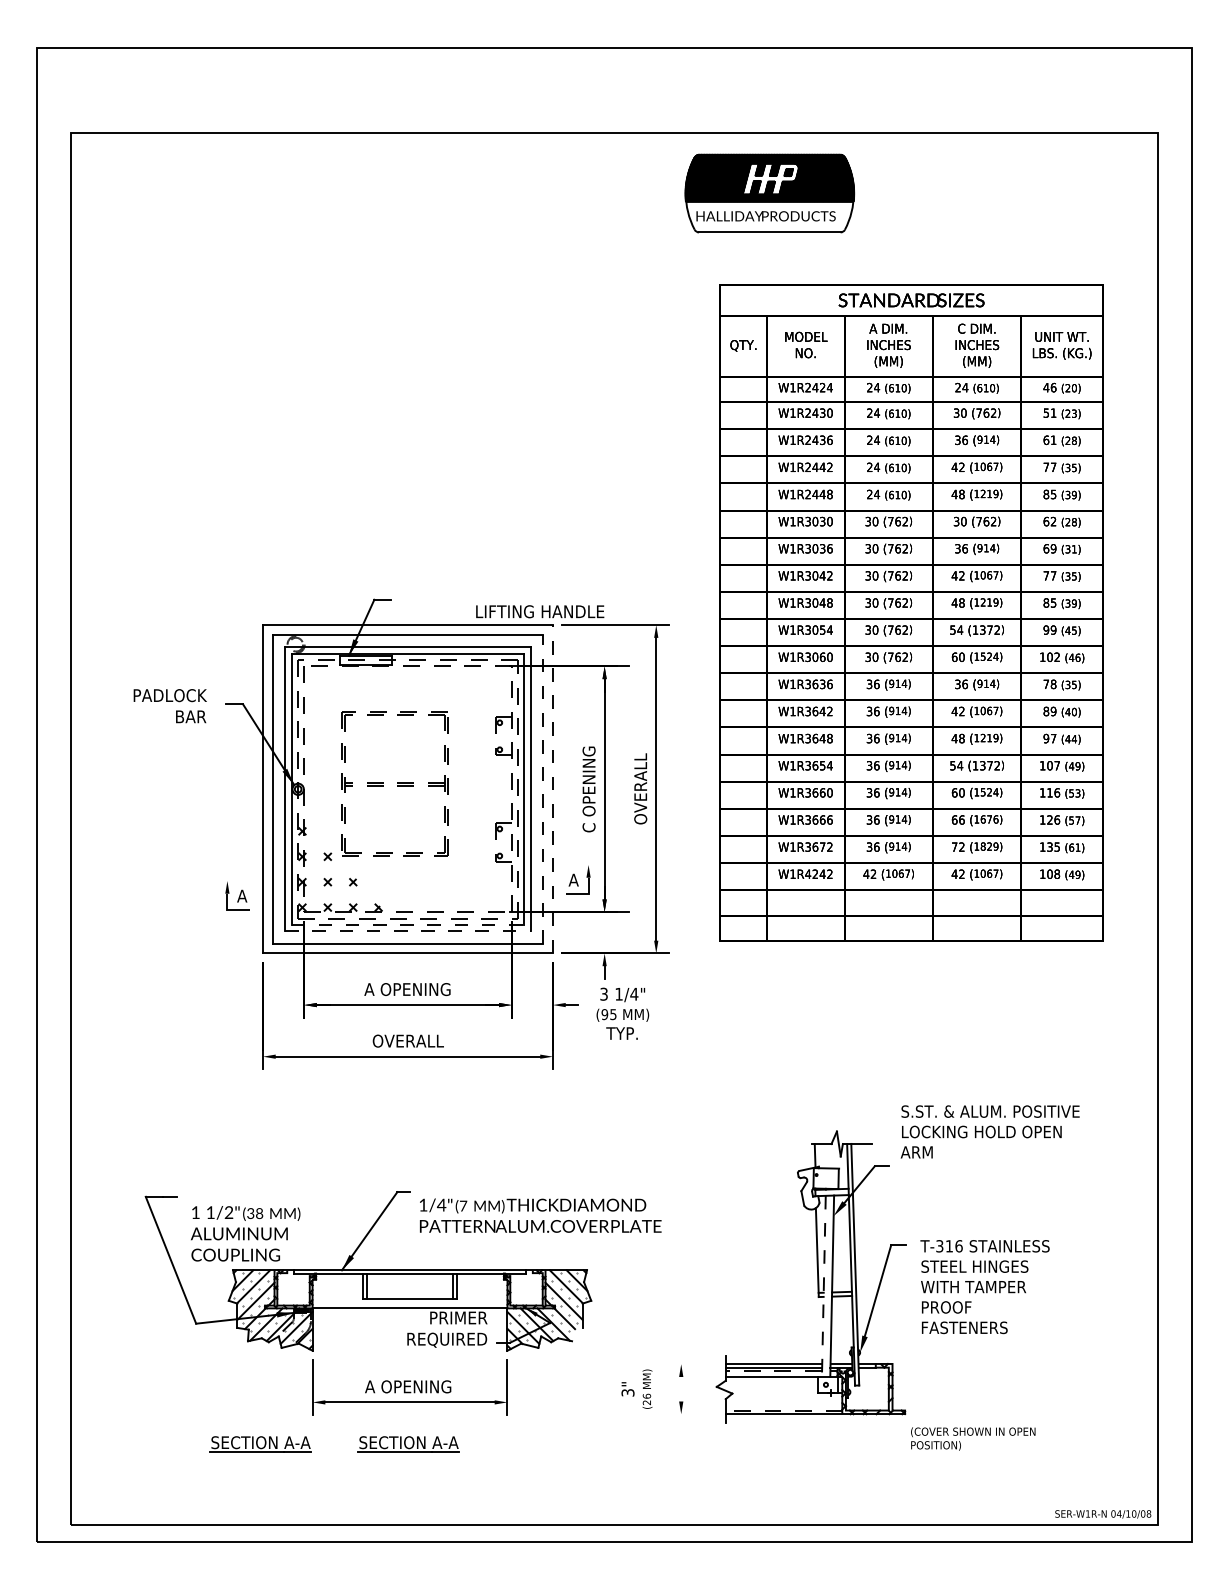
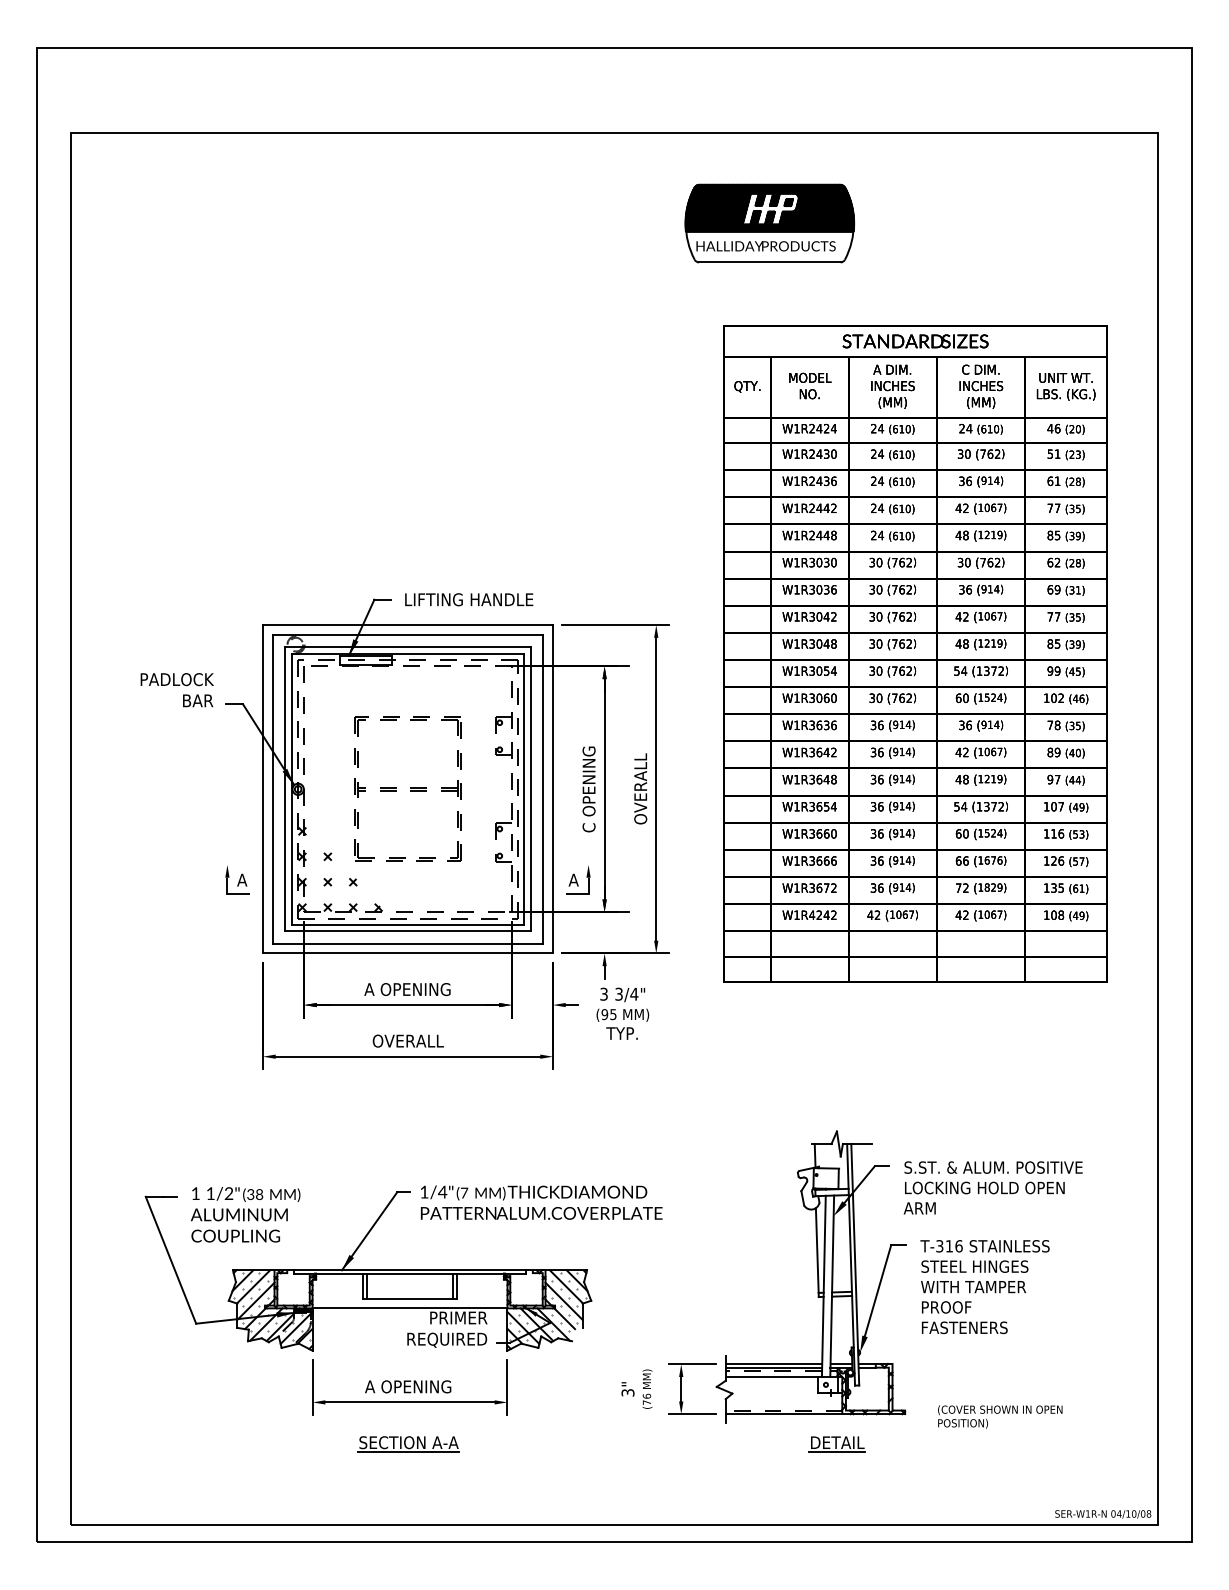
part position: (769, 193) -> (769, 223) (769, 223)
text position: (540, 611) -> (469, 599) (469, 599)
part position: (911, 612) -> (915, 653) (915, 653)
text position: (169, 706) -> (176, 690) (176, 690)
part position: (394, 783) -> (407, 788) (407, 788)
line: dashed -> solid (553, 788)
line: dashed -> solid (543, 789)
part position: (237, 895) -> (237, 879) (237, 879)
line: dashed -> solid (408, 924)
line: dashed -> solid (408, 931)
text: 1/4" -> 3/4" (618, 993)
text position: (989, 1131) -> (992, 1187) (992, 1187)
text position: (540, 1215) -> (541, 1202) (541, 1202)
text position: (245, 1233) -> (245, 1214) (245, 1214)
line: dashed -> solid (823, 1286)
line: none -> present (692, 1364)
line: none -> present (681, 1388)
text: (26 -> (76 (646, 1402)
line: none -> present (692, 1414)
text position: (973, 1438) -> (1000, 1416) (1000, 1416)
part: present -> none (260, 1444)
part: none -> present (836, 1444)
